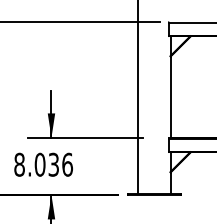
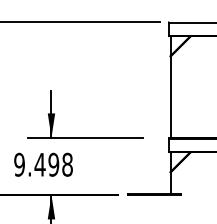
line: present -> none (138, 97)
text: 8.036 -> 9.498 (43, 164)
